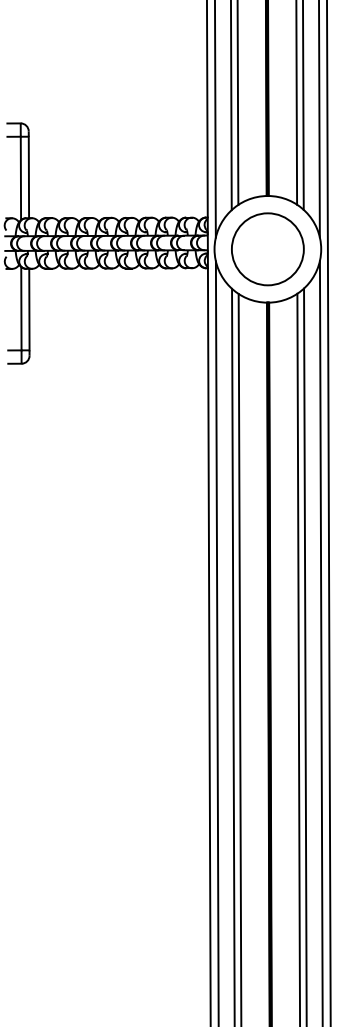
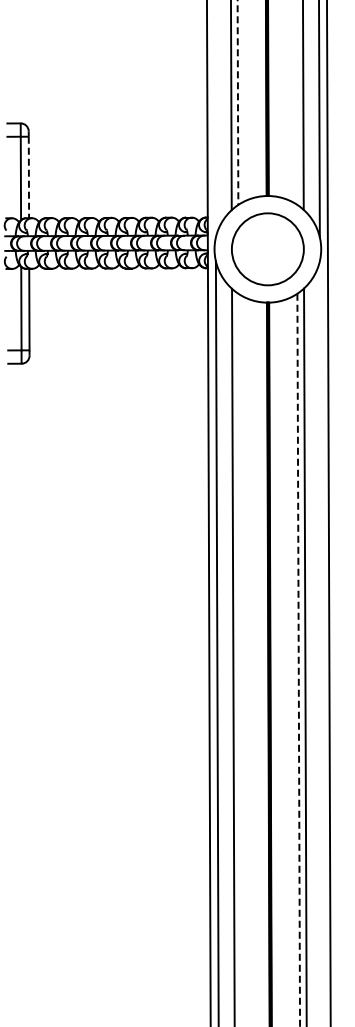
line: solid -> dashed (237, 102)
line: present -> none (296, 103)
line: present -> none (214, 119)
line: solid -> dashed (28, 177)
line: present -> none (320, 642)
line: present -> none (239, 658)
line: solid -> dashed (298, 660)
